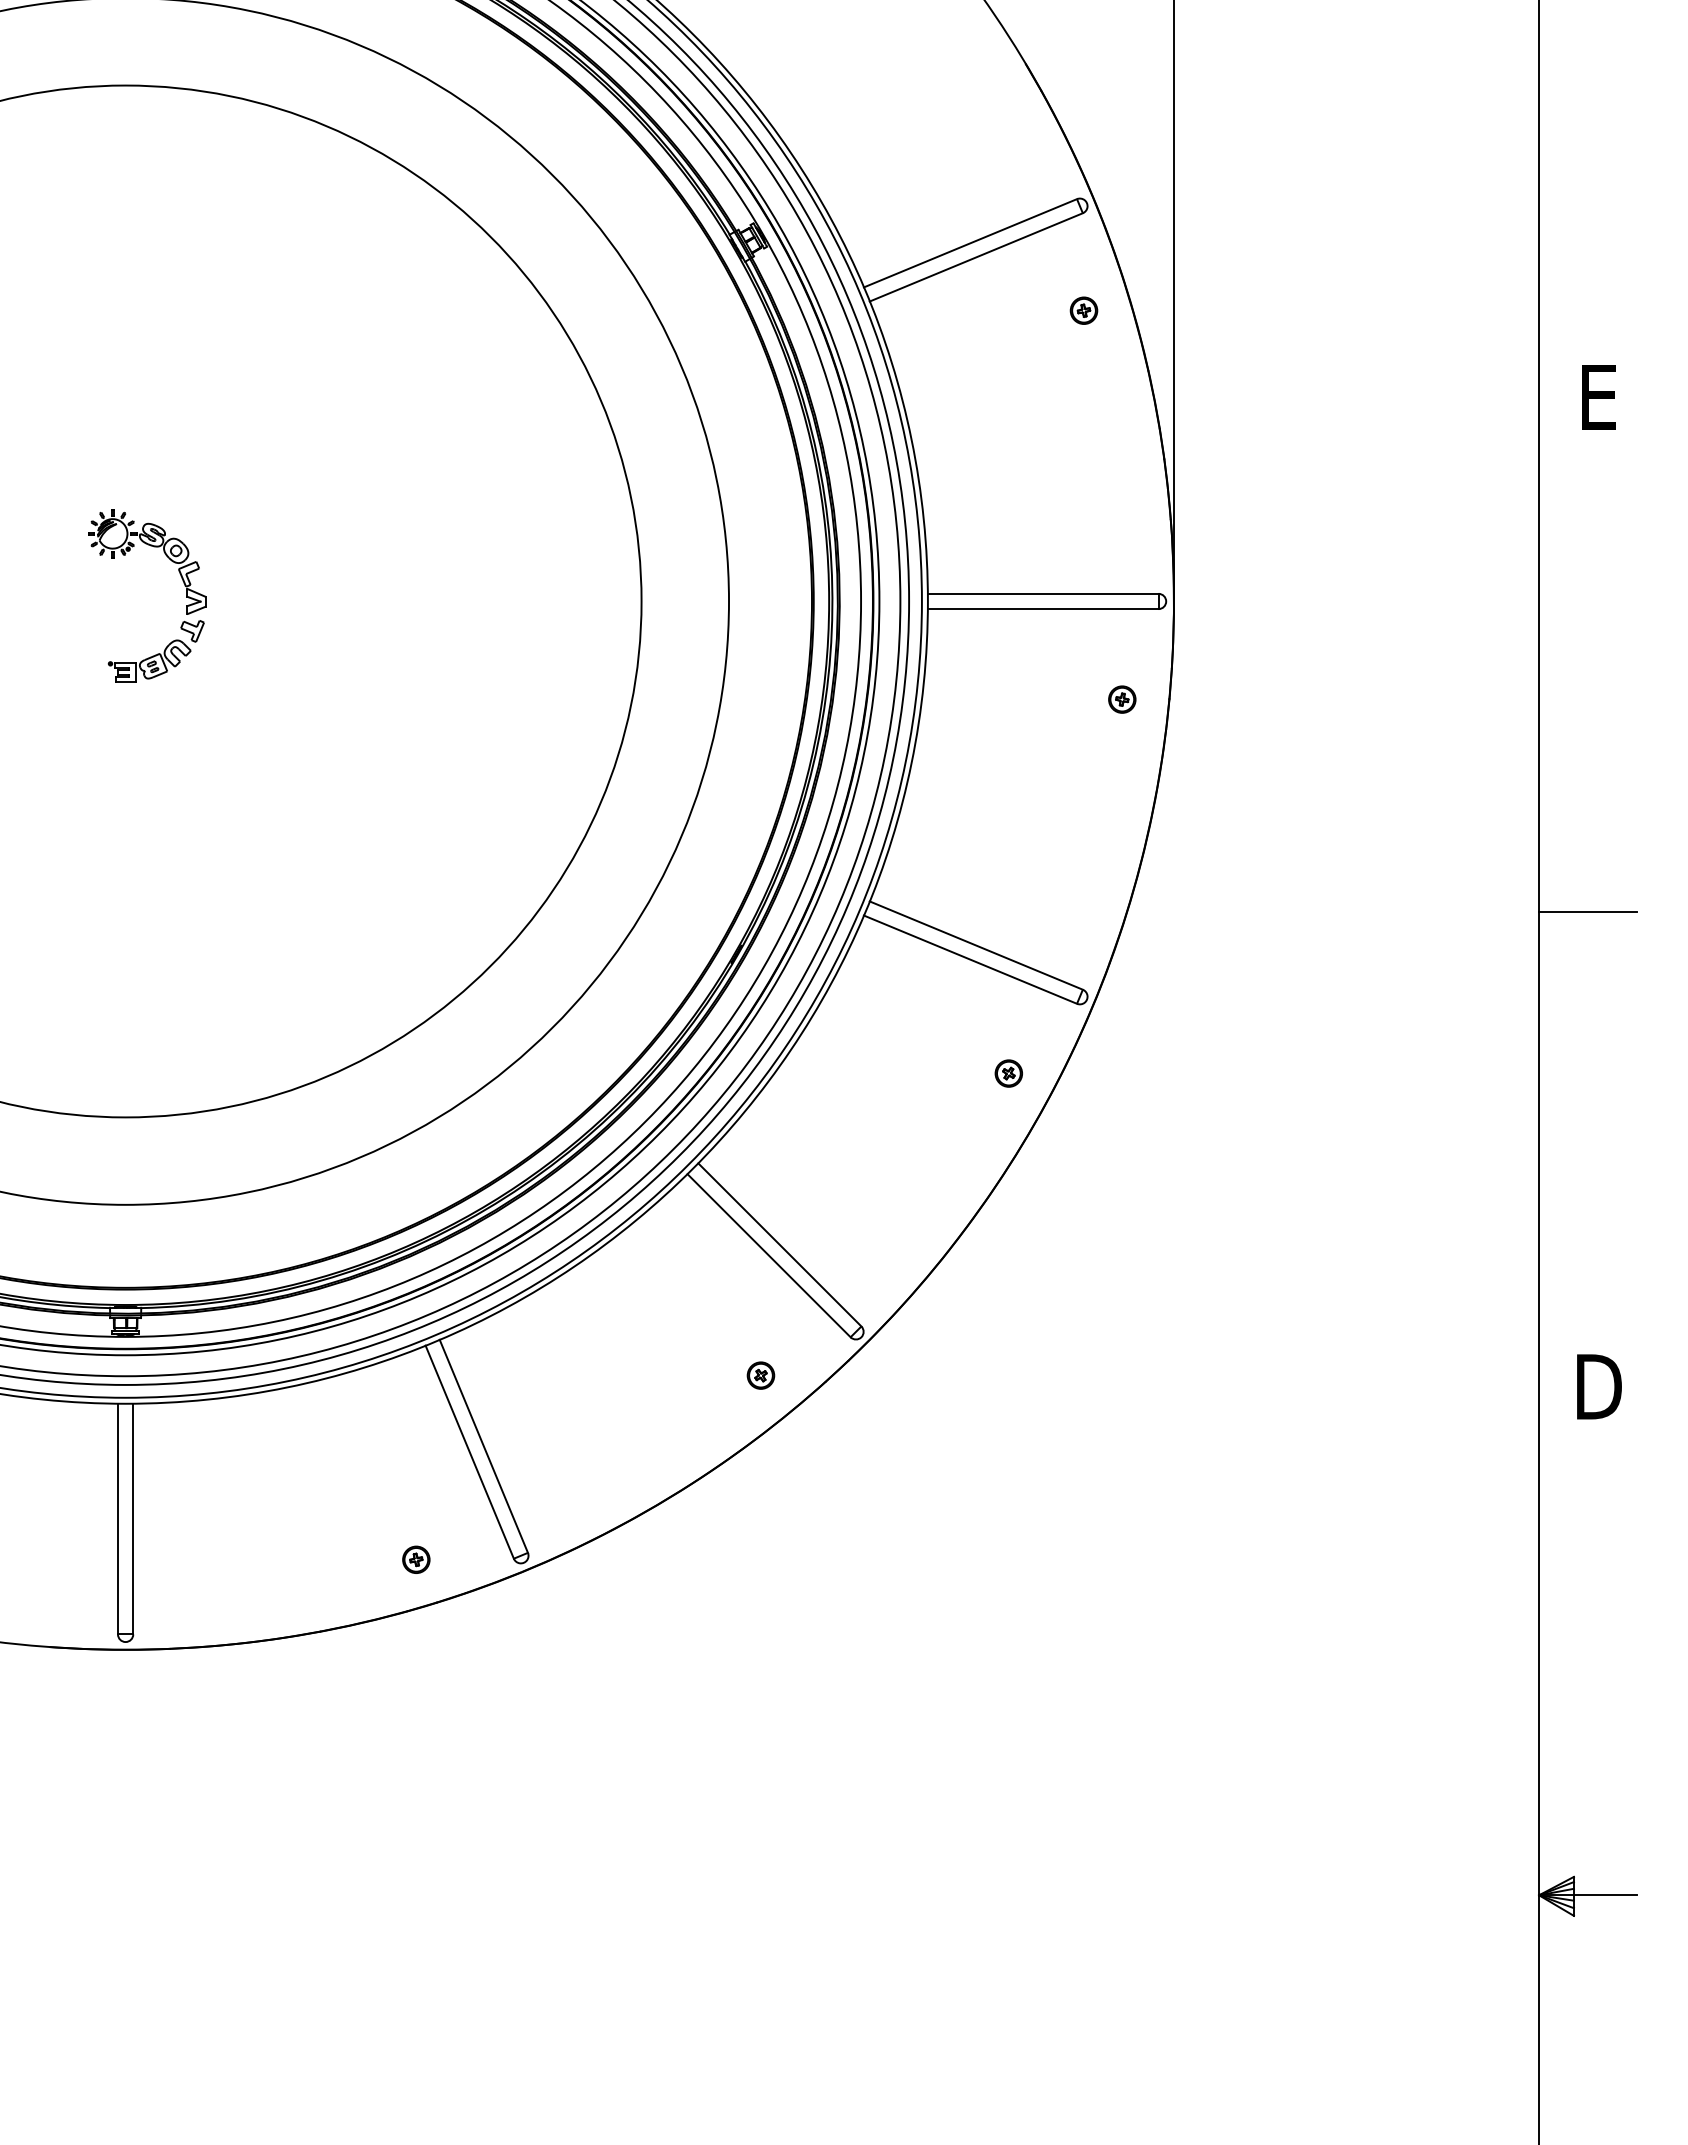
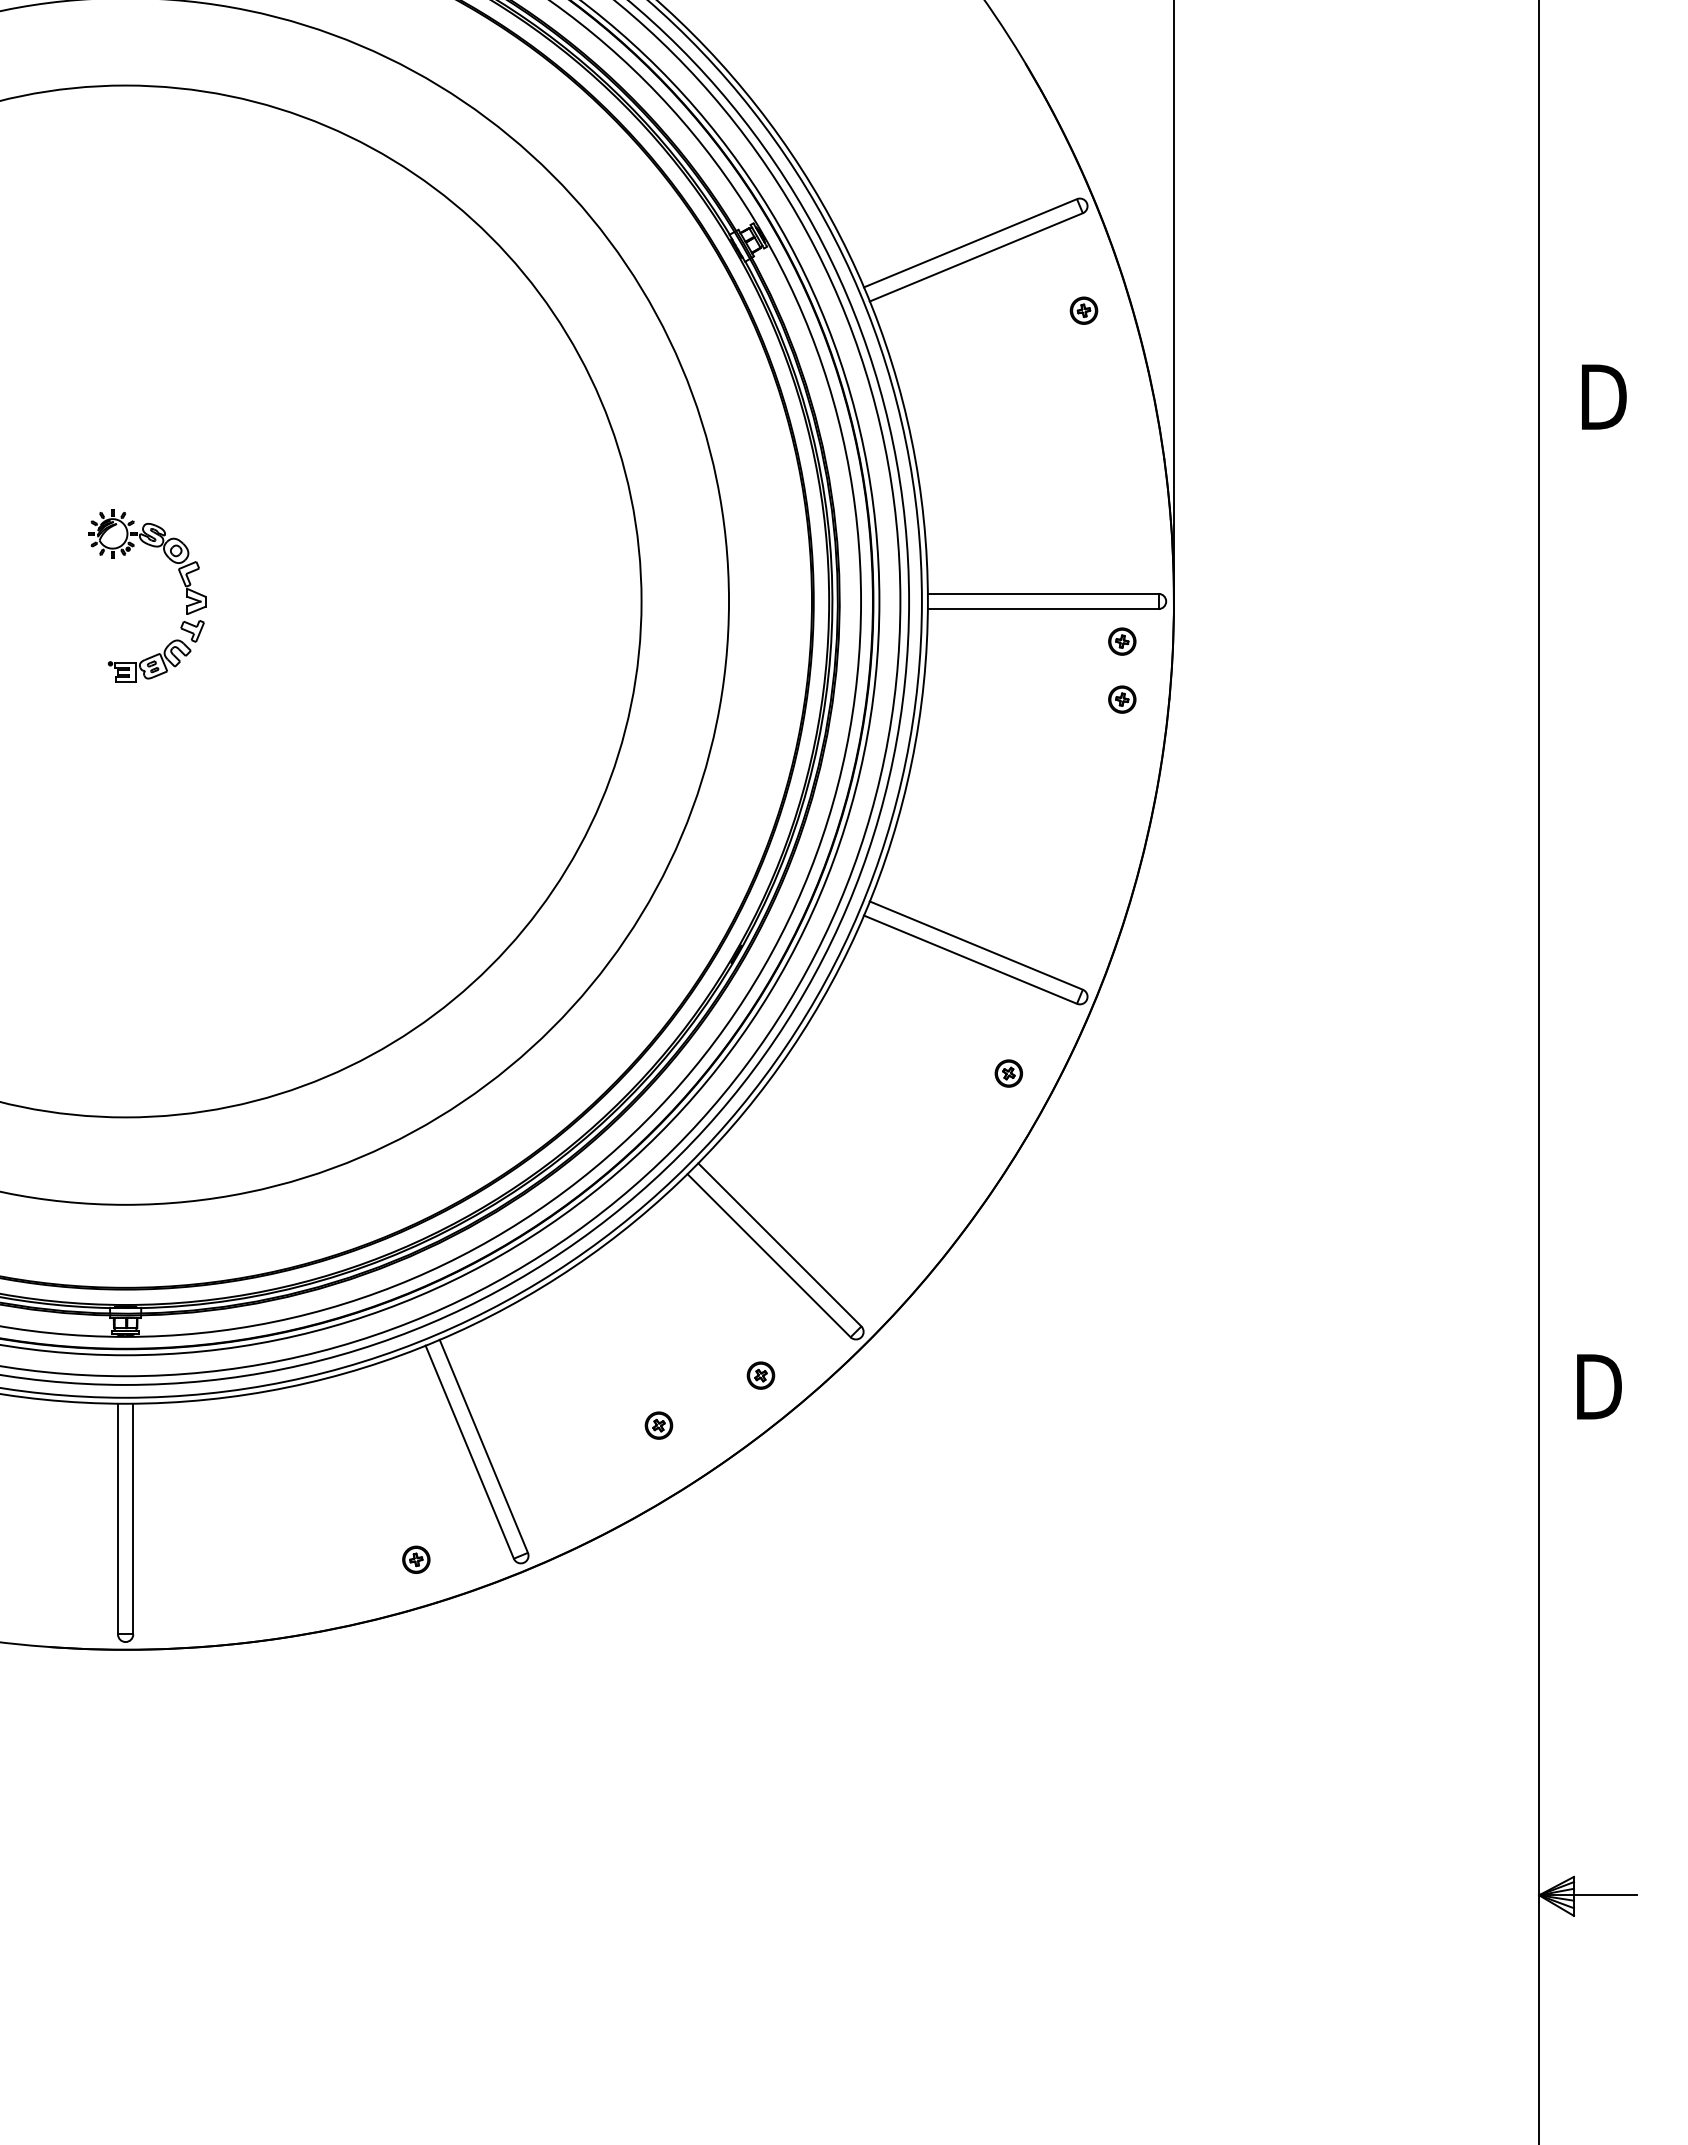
text: E -> D (1604, 396)
part: none -> present (1122, 641)
line: present -> none (1588, 911)
part: none -> present (658, 1425)
